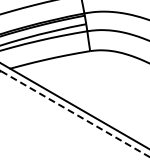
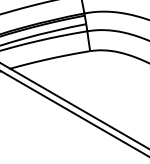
line: dashed -> solid (75, 114)
